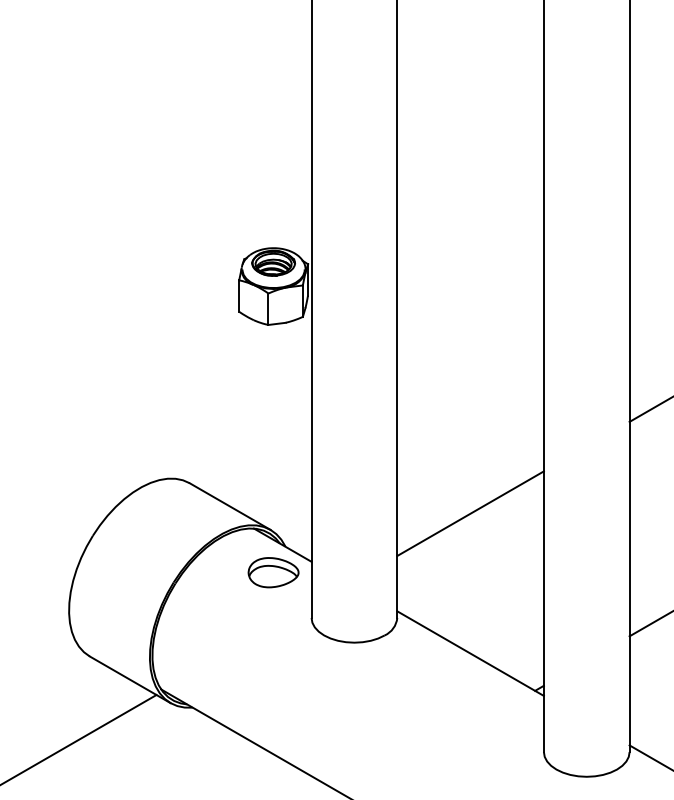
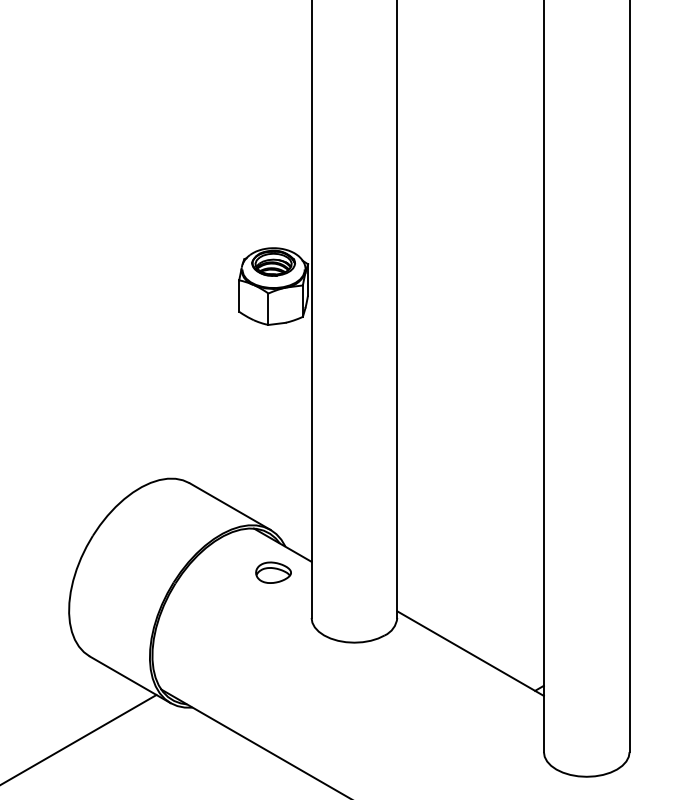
line: present -> none (649, 409)
line: present -> none (470, 513)
part size: 53x32 px -> 37x23 px (273, 572)
line: present -> none (649, 624)
line: present -> none (649, 756)
